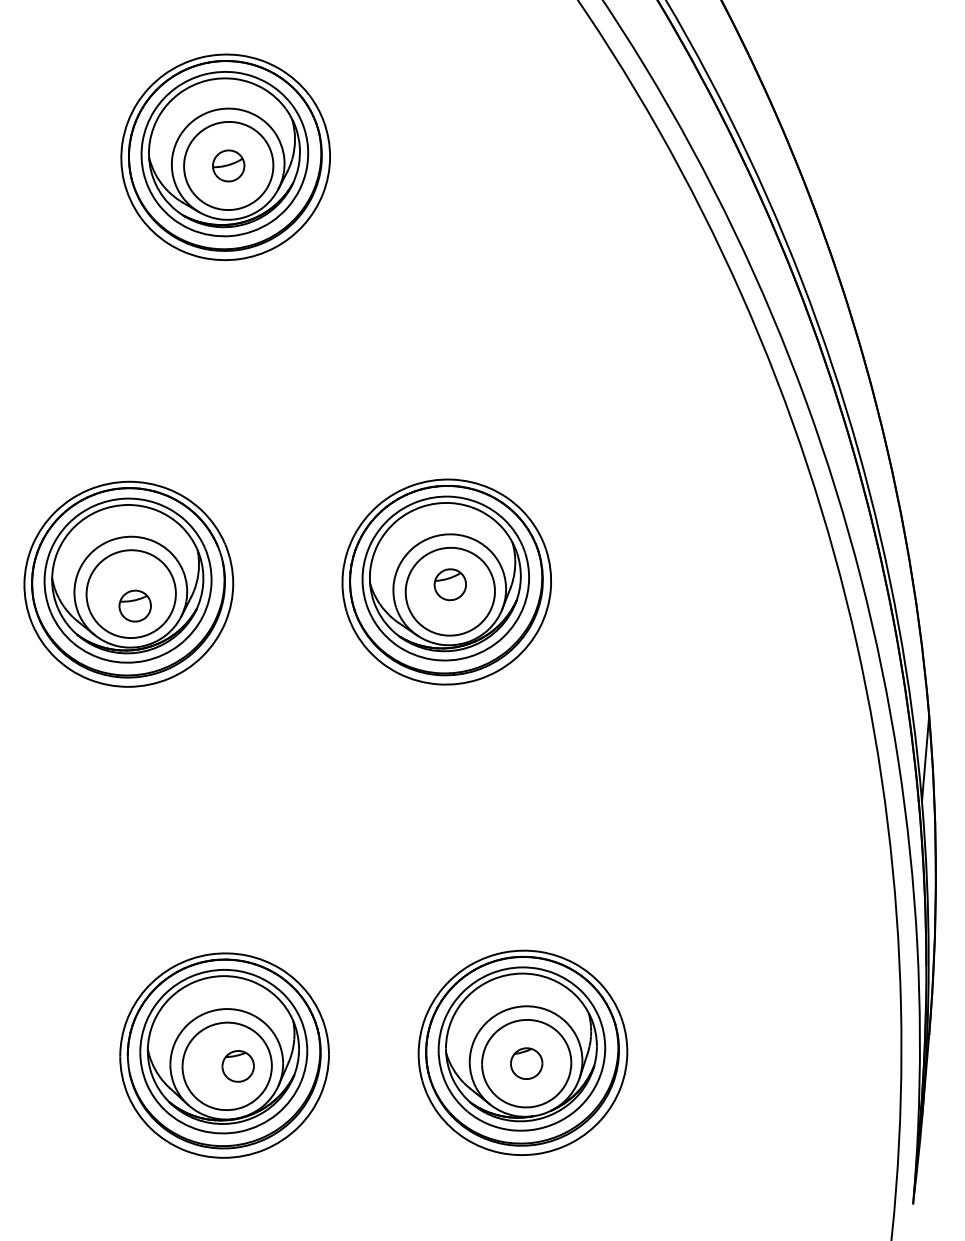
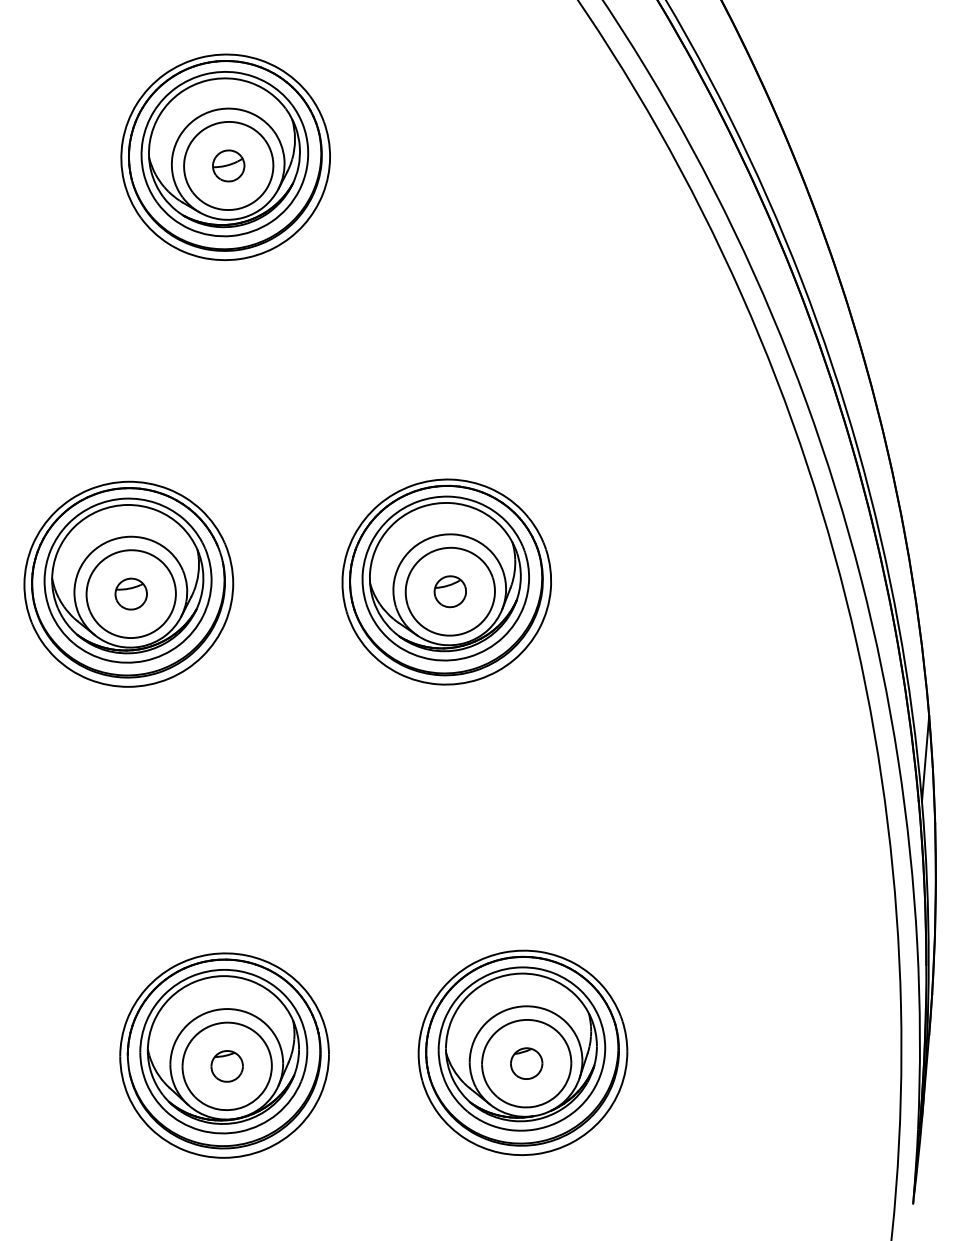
part position: (449, 584) -> (449, 591) (449, 591)
part position: (134, 605) -> (130, 593) (130, 593)
part position: (237, 1066) -> (226, 1066) (226, 1066)
